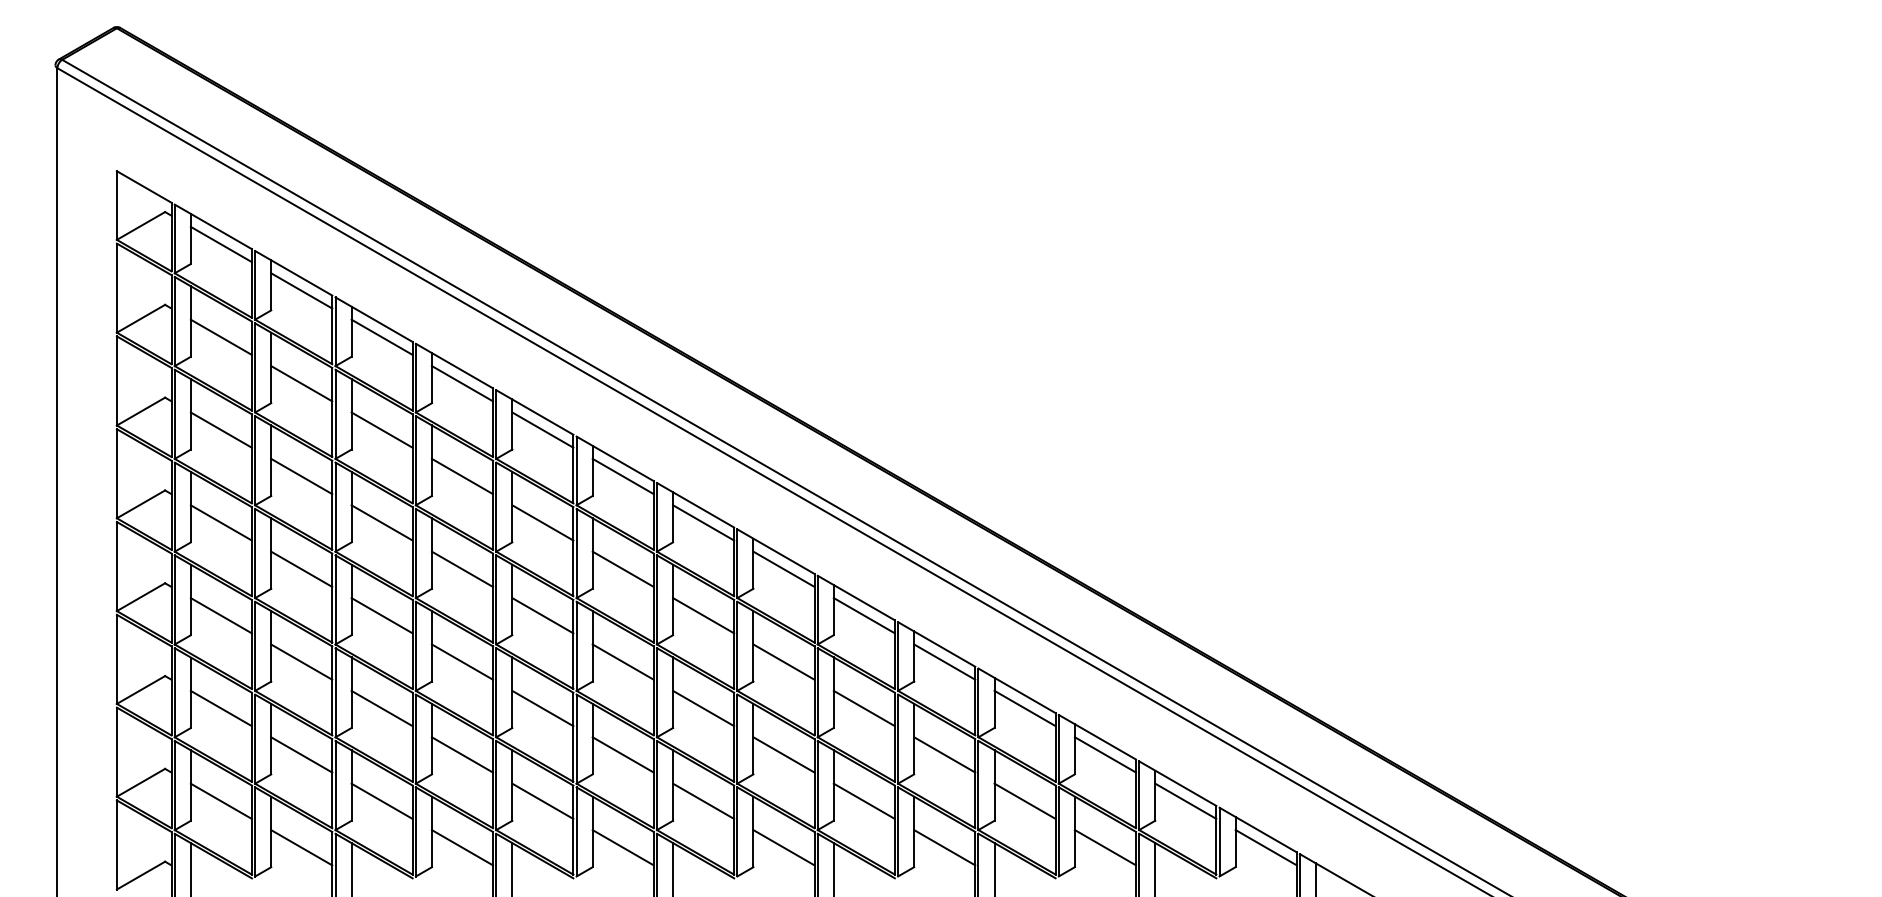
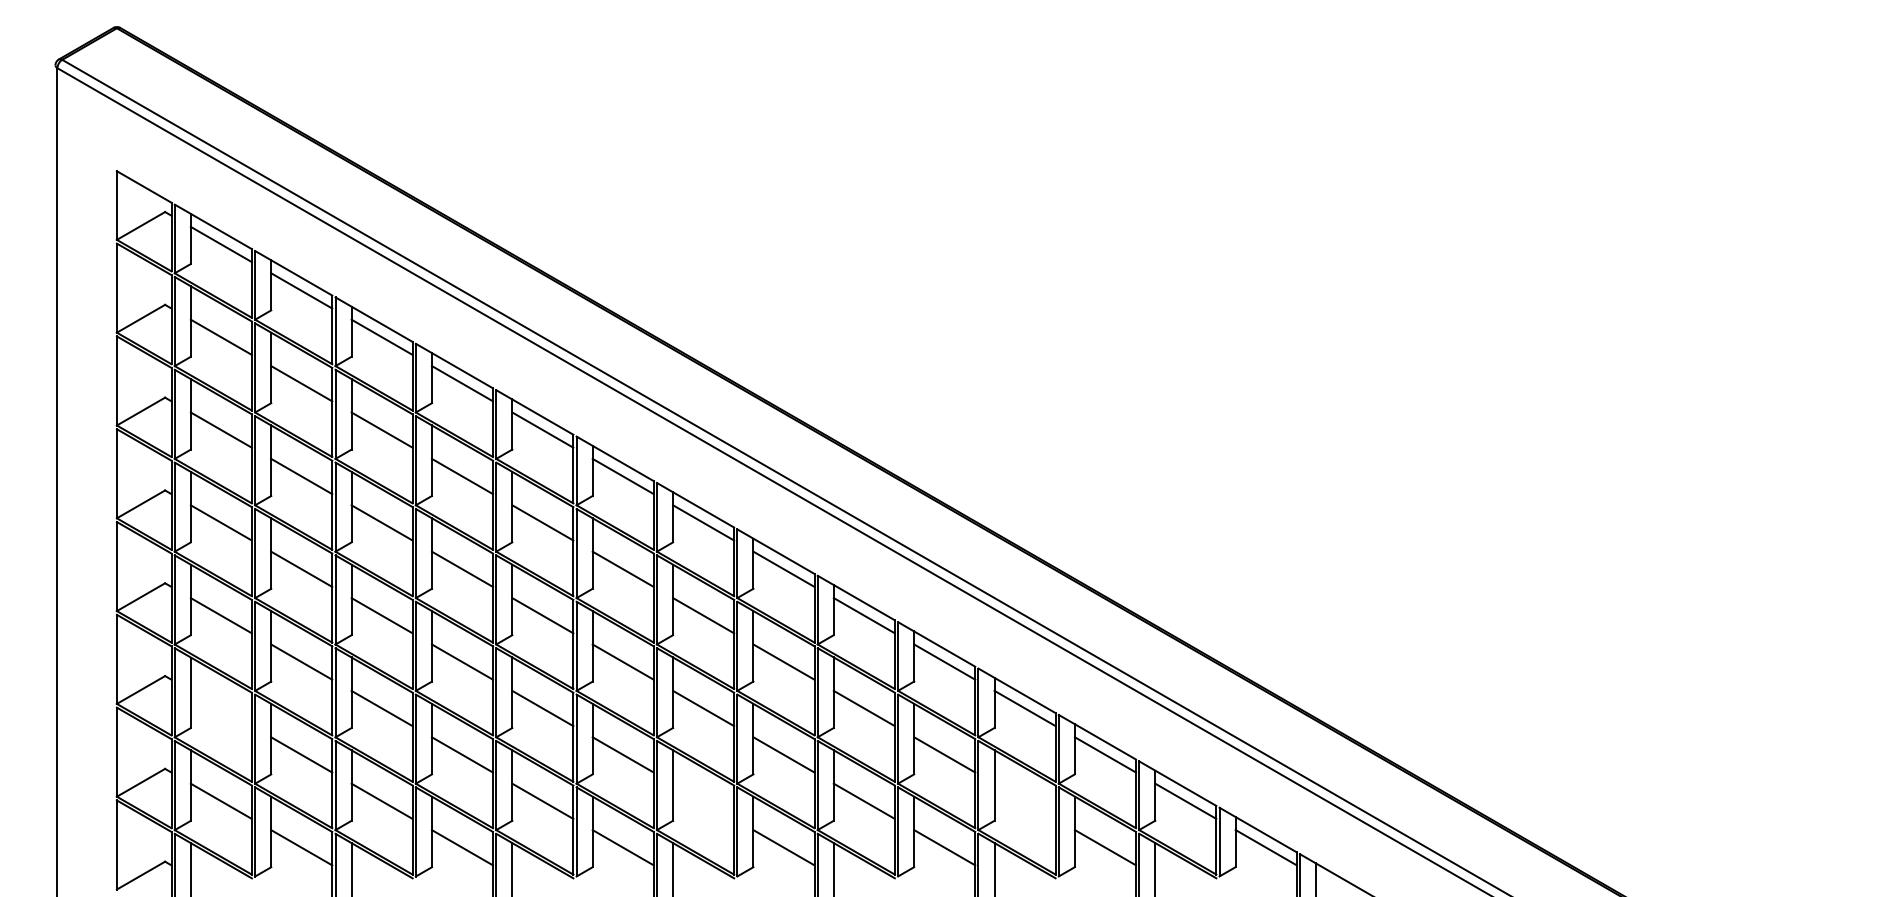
line: present -> none (220, 708)
line: present -> none (703, 800)
line: present -> none (1024, 800)
